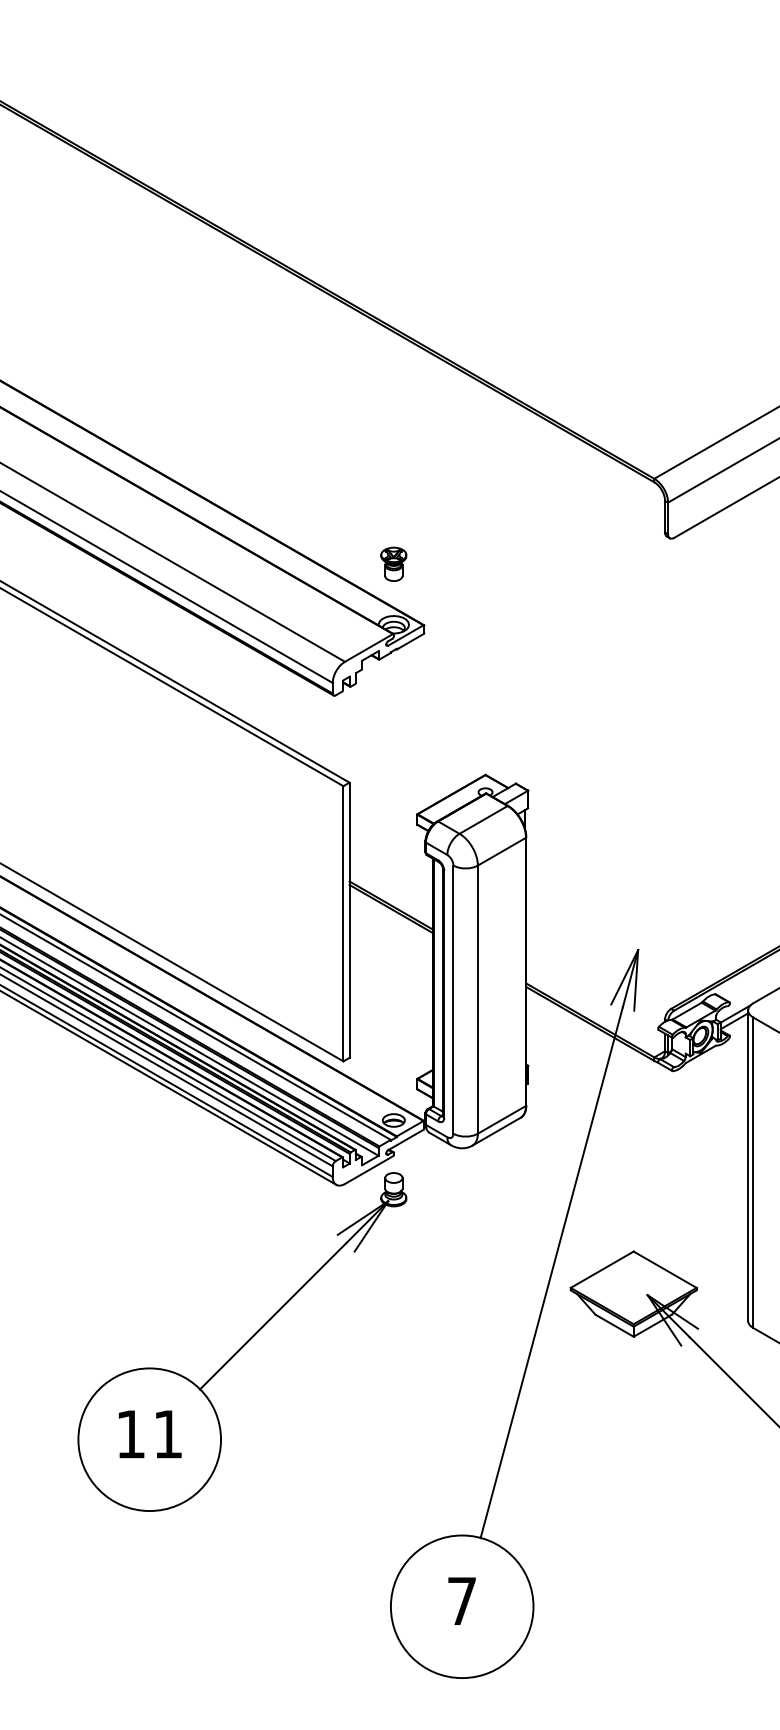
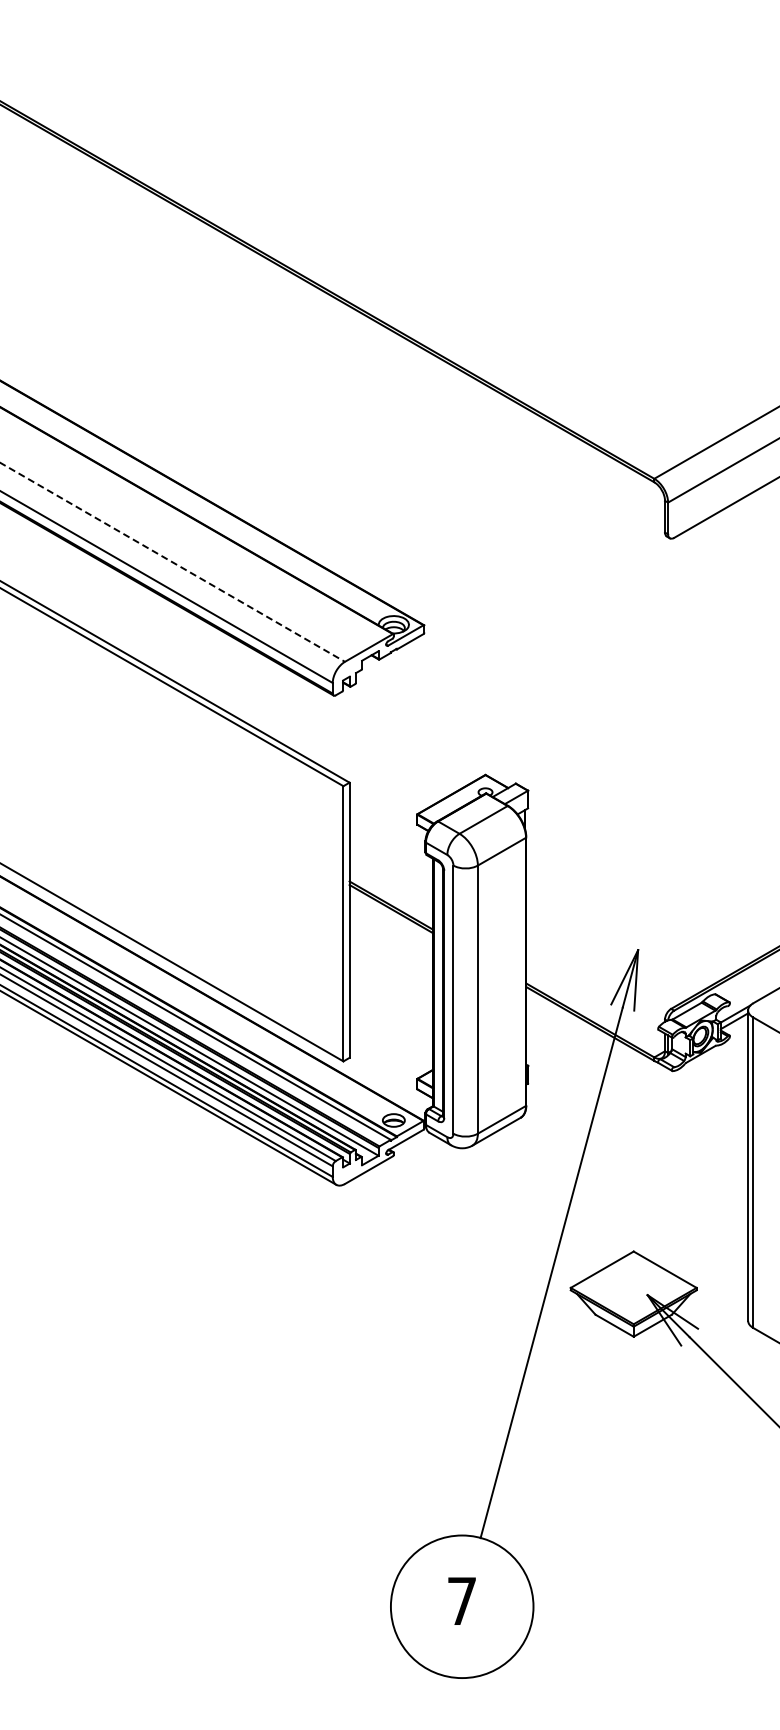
line: solid -> dashed (172, 562)
part: present -> none (393, 563)
part: present -> none (242, 1341)
